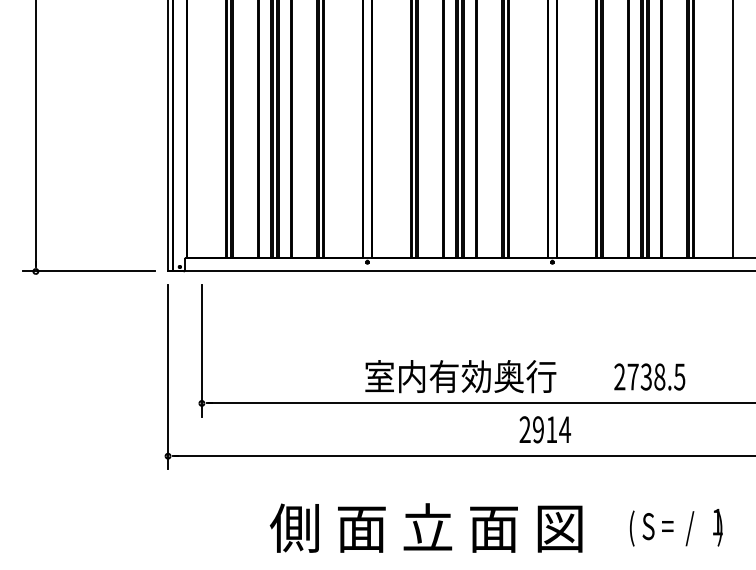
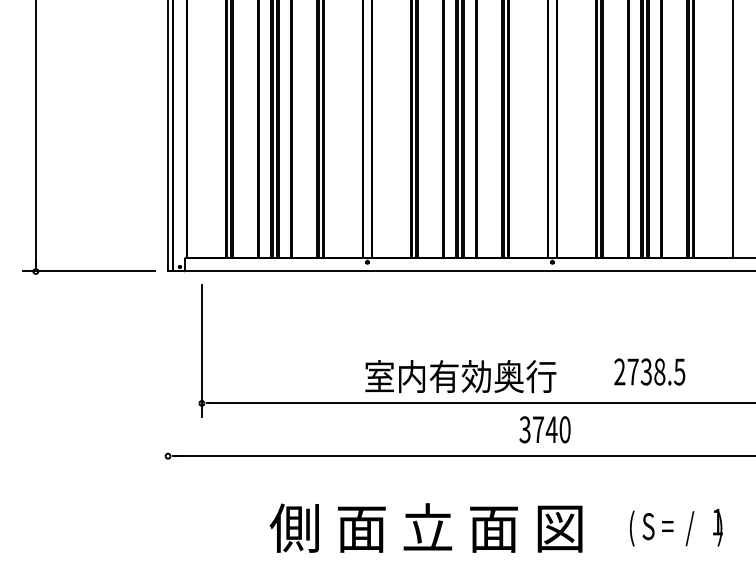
line: present -> none (168, 376)
text position: (649, 376) -> (649, 371) (649, 371)
text: 2914 -> 3740 (545, 429)
